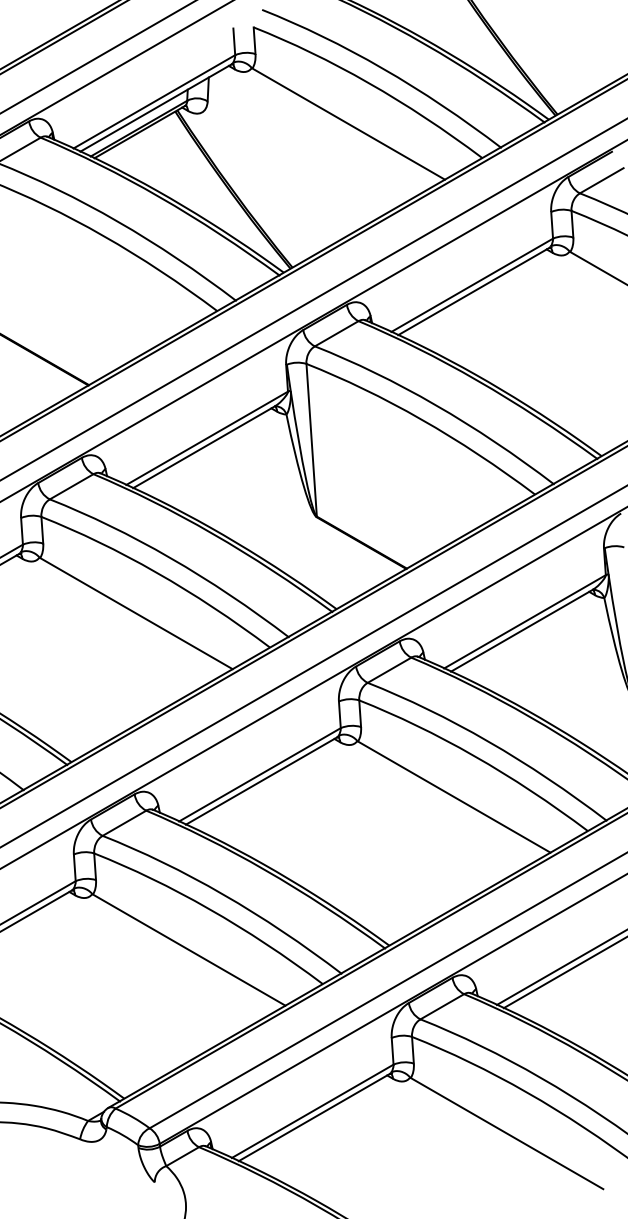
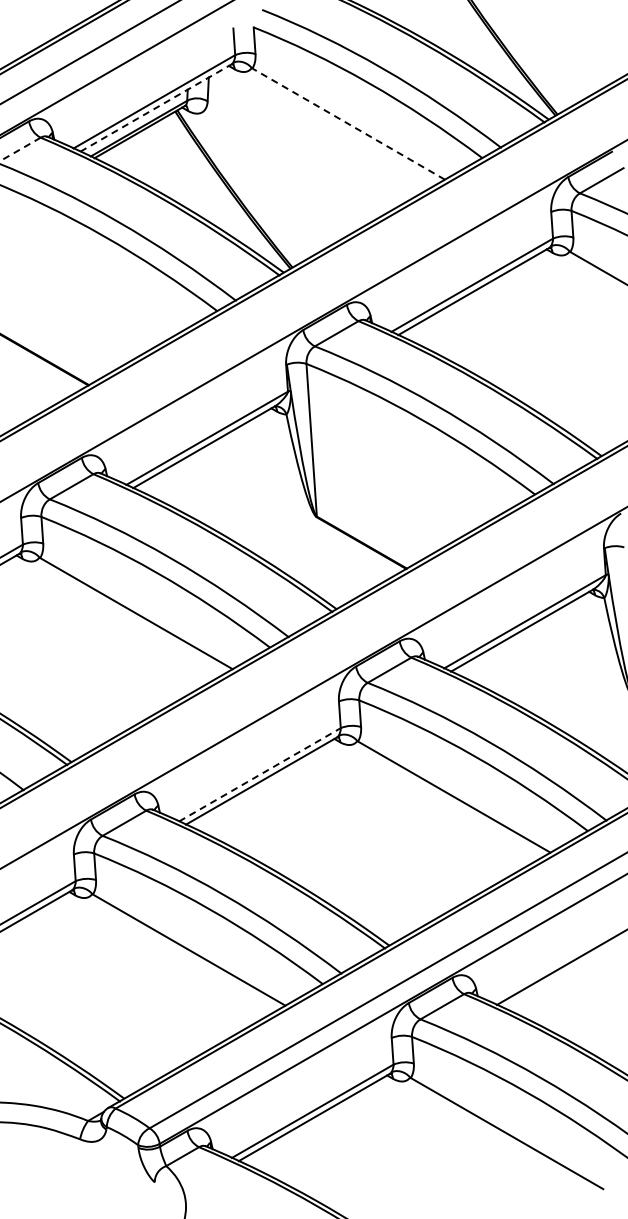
line position: (97, 57) -> (89, 52) (89, 52)
line: solid -> dashed (156, 107)
line: solid -> dashed (348, 123)
line: solid -> dashed (20, 149)
line: present -> none (313, 299)
line: present -> none (313, 666)
line: solid -> dashed (260, 774)
line: present -> none (563, 973)
